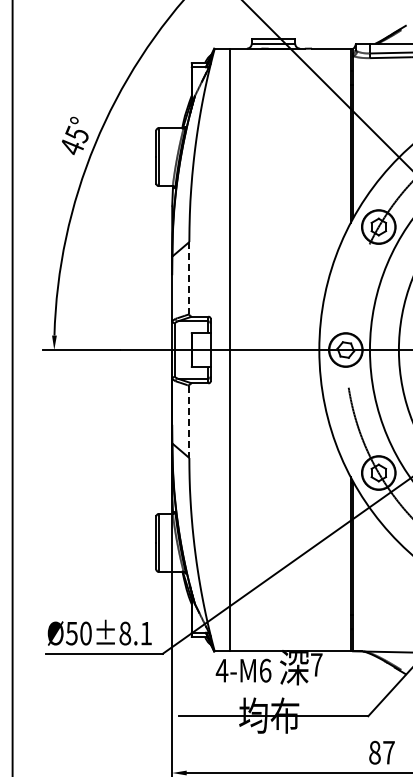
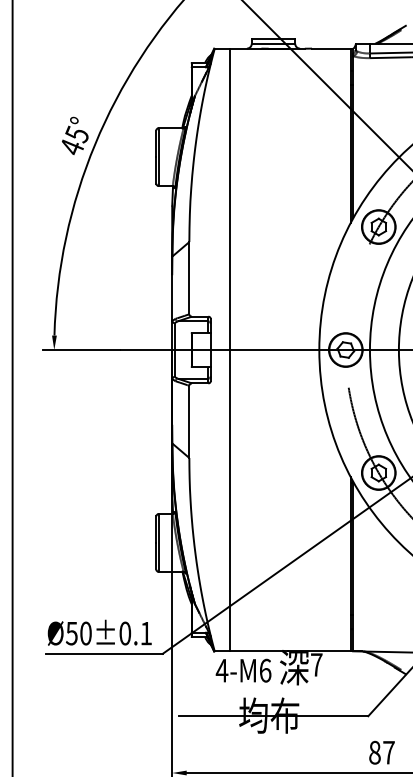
line: dashed -> solid (189, 278)
line: dashed -> solid (189, 422)
text: Ø50±8.1 -> Ø50±0.1 (125, 633)
